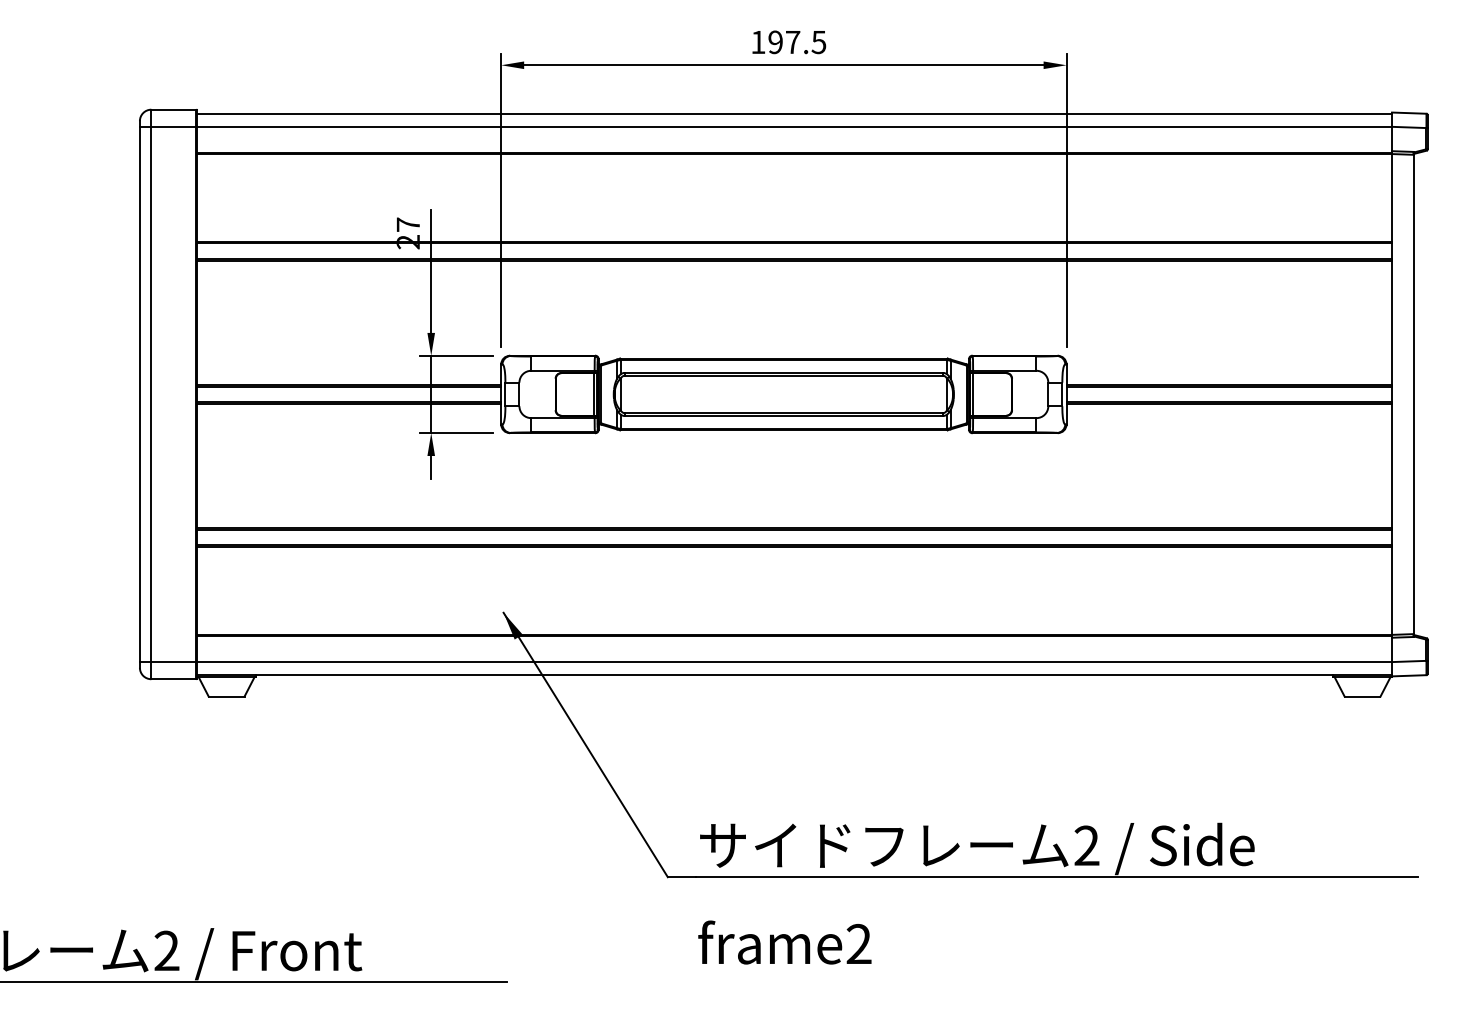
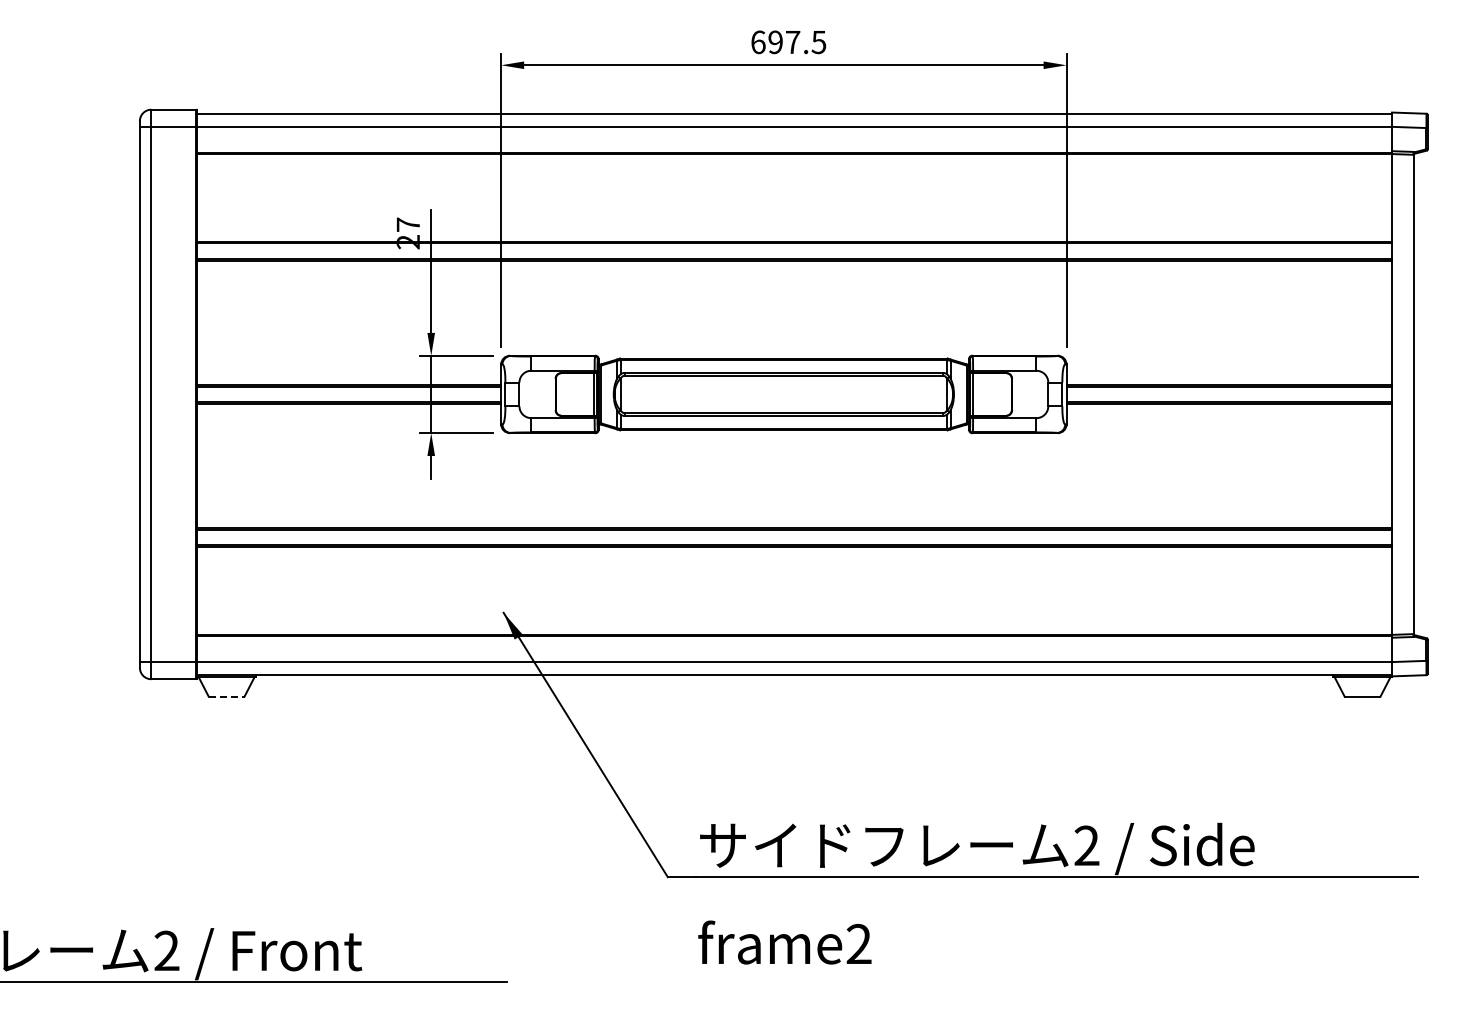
text: 197.5 -> 697.5 (758, 42)
line: solid -> dashed (226, 696)
